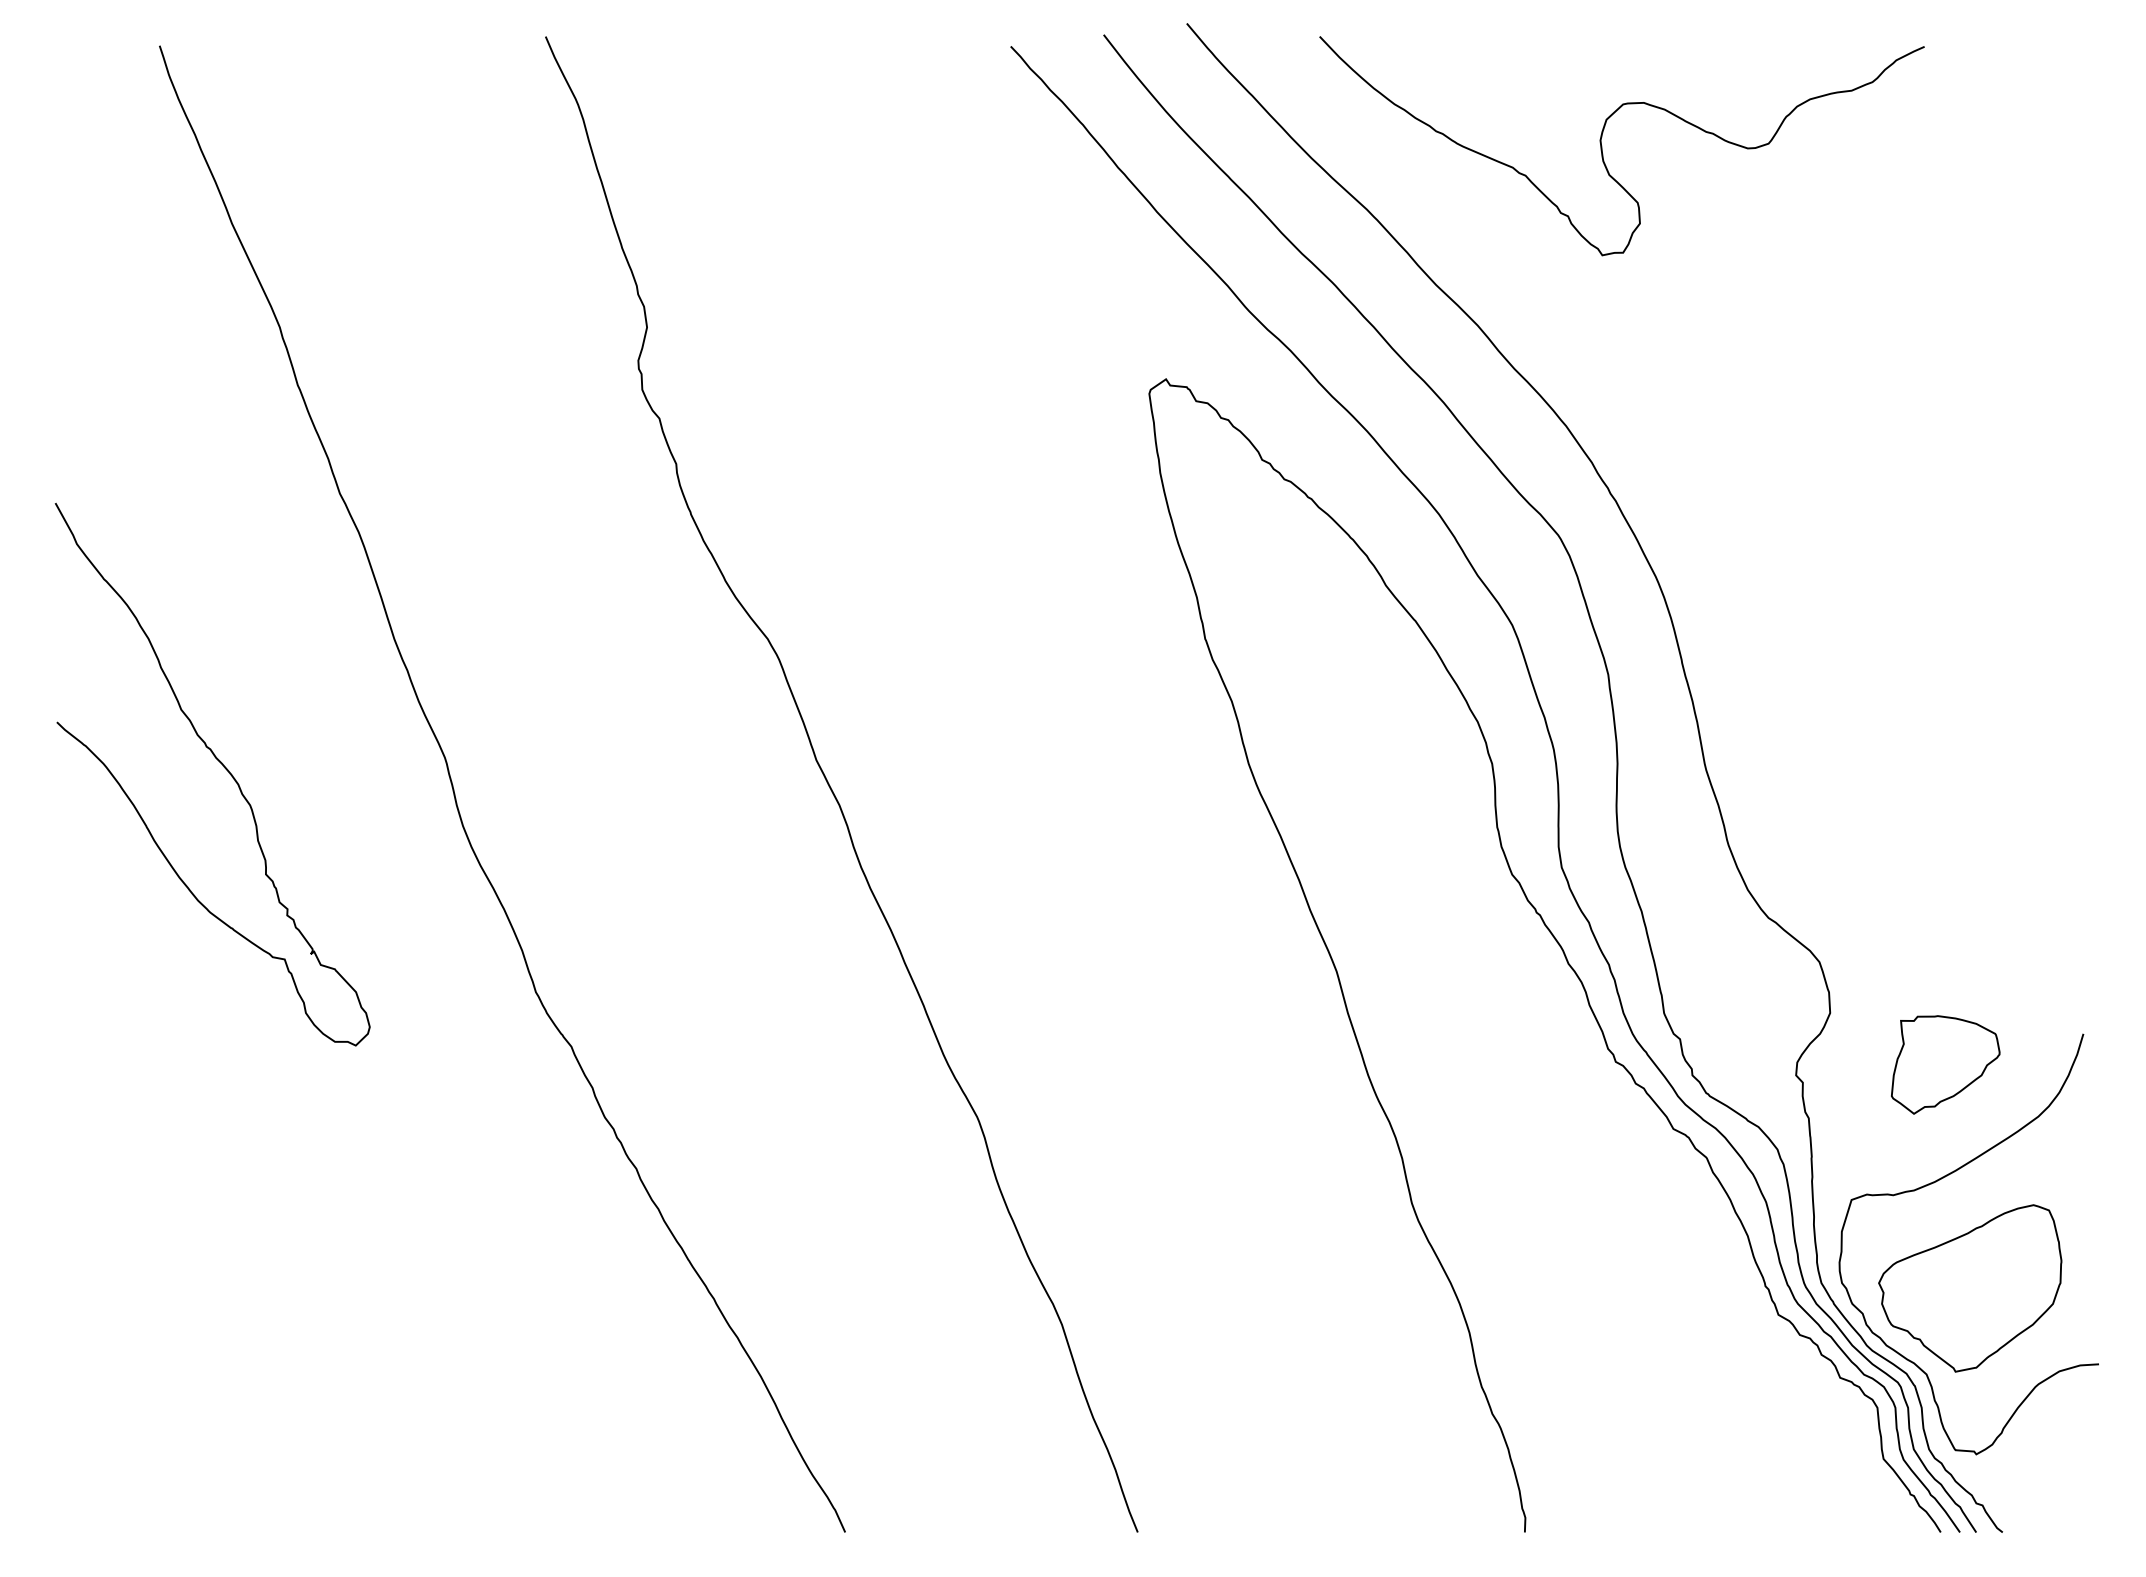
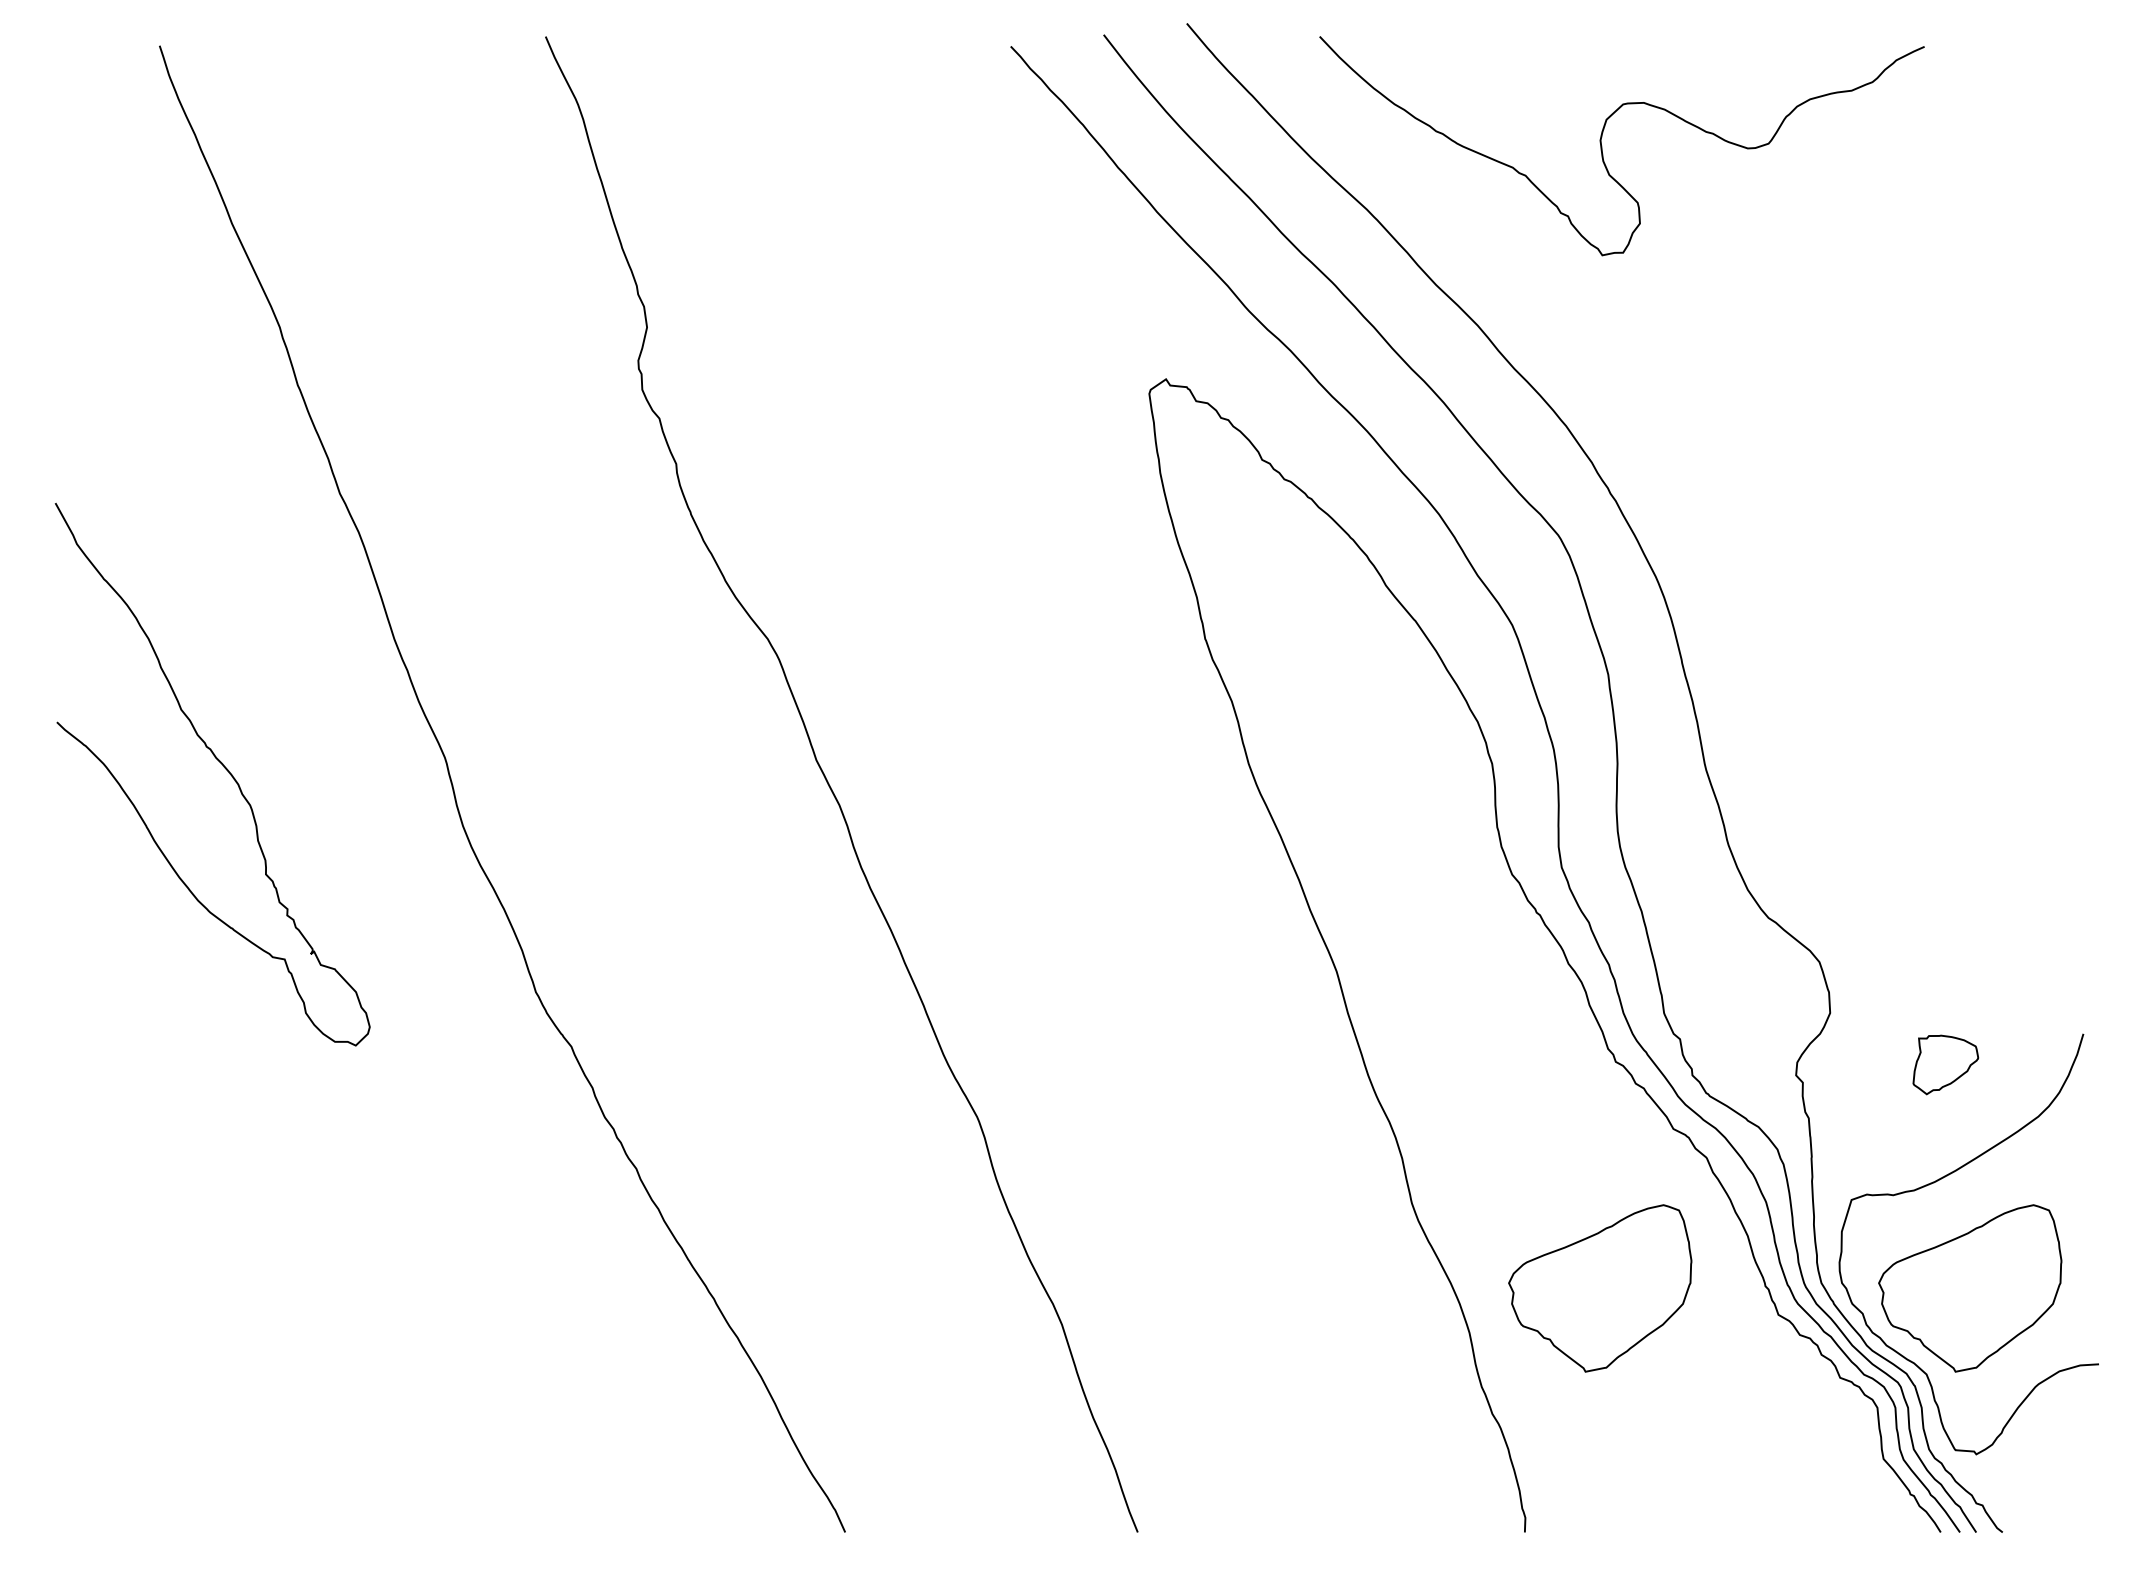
part size: 110x100 px -> 68x62 px (1945, 1064)
part: none -> present (1600, 1288)
